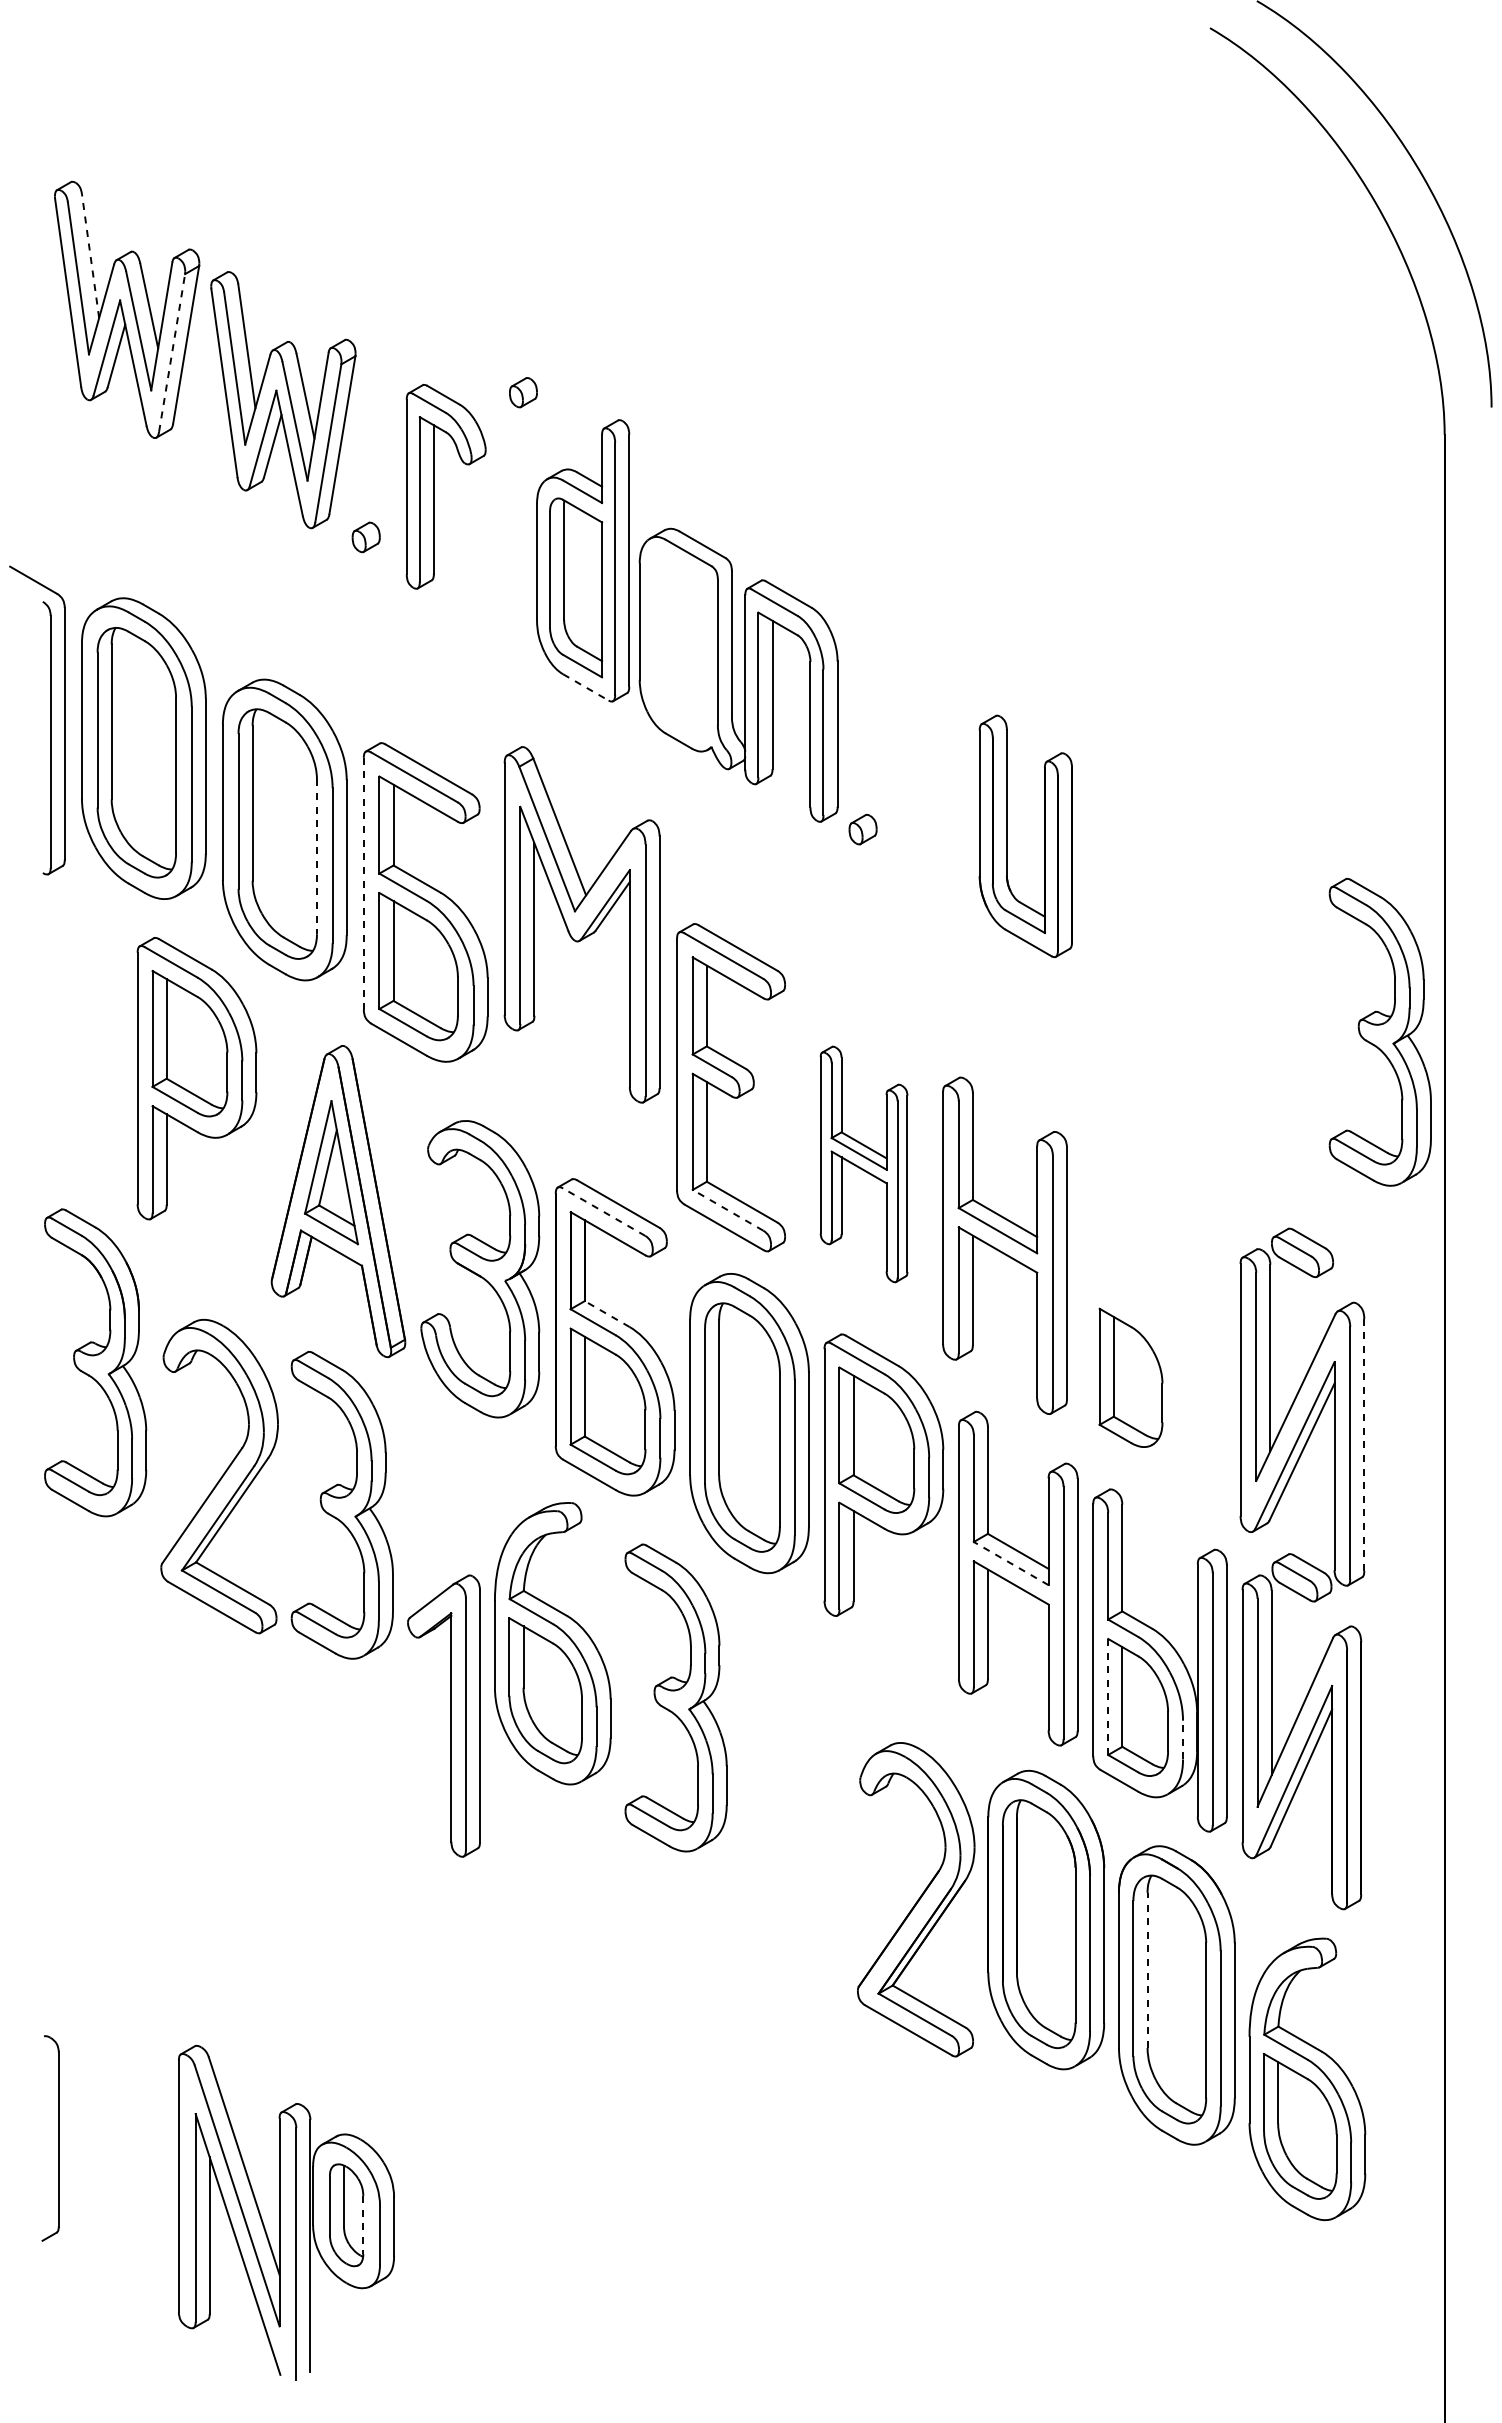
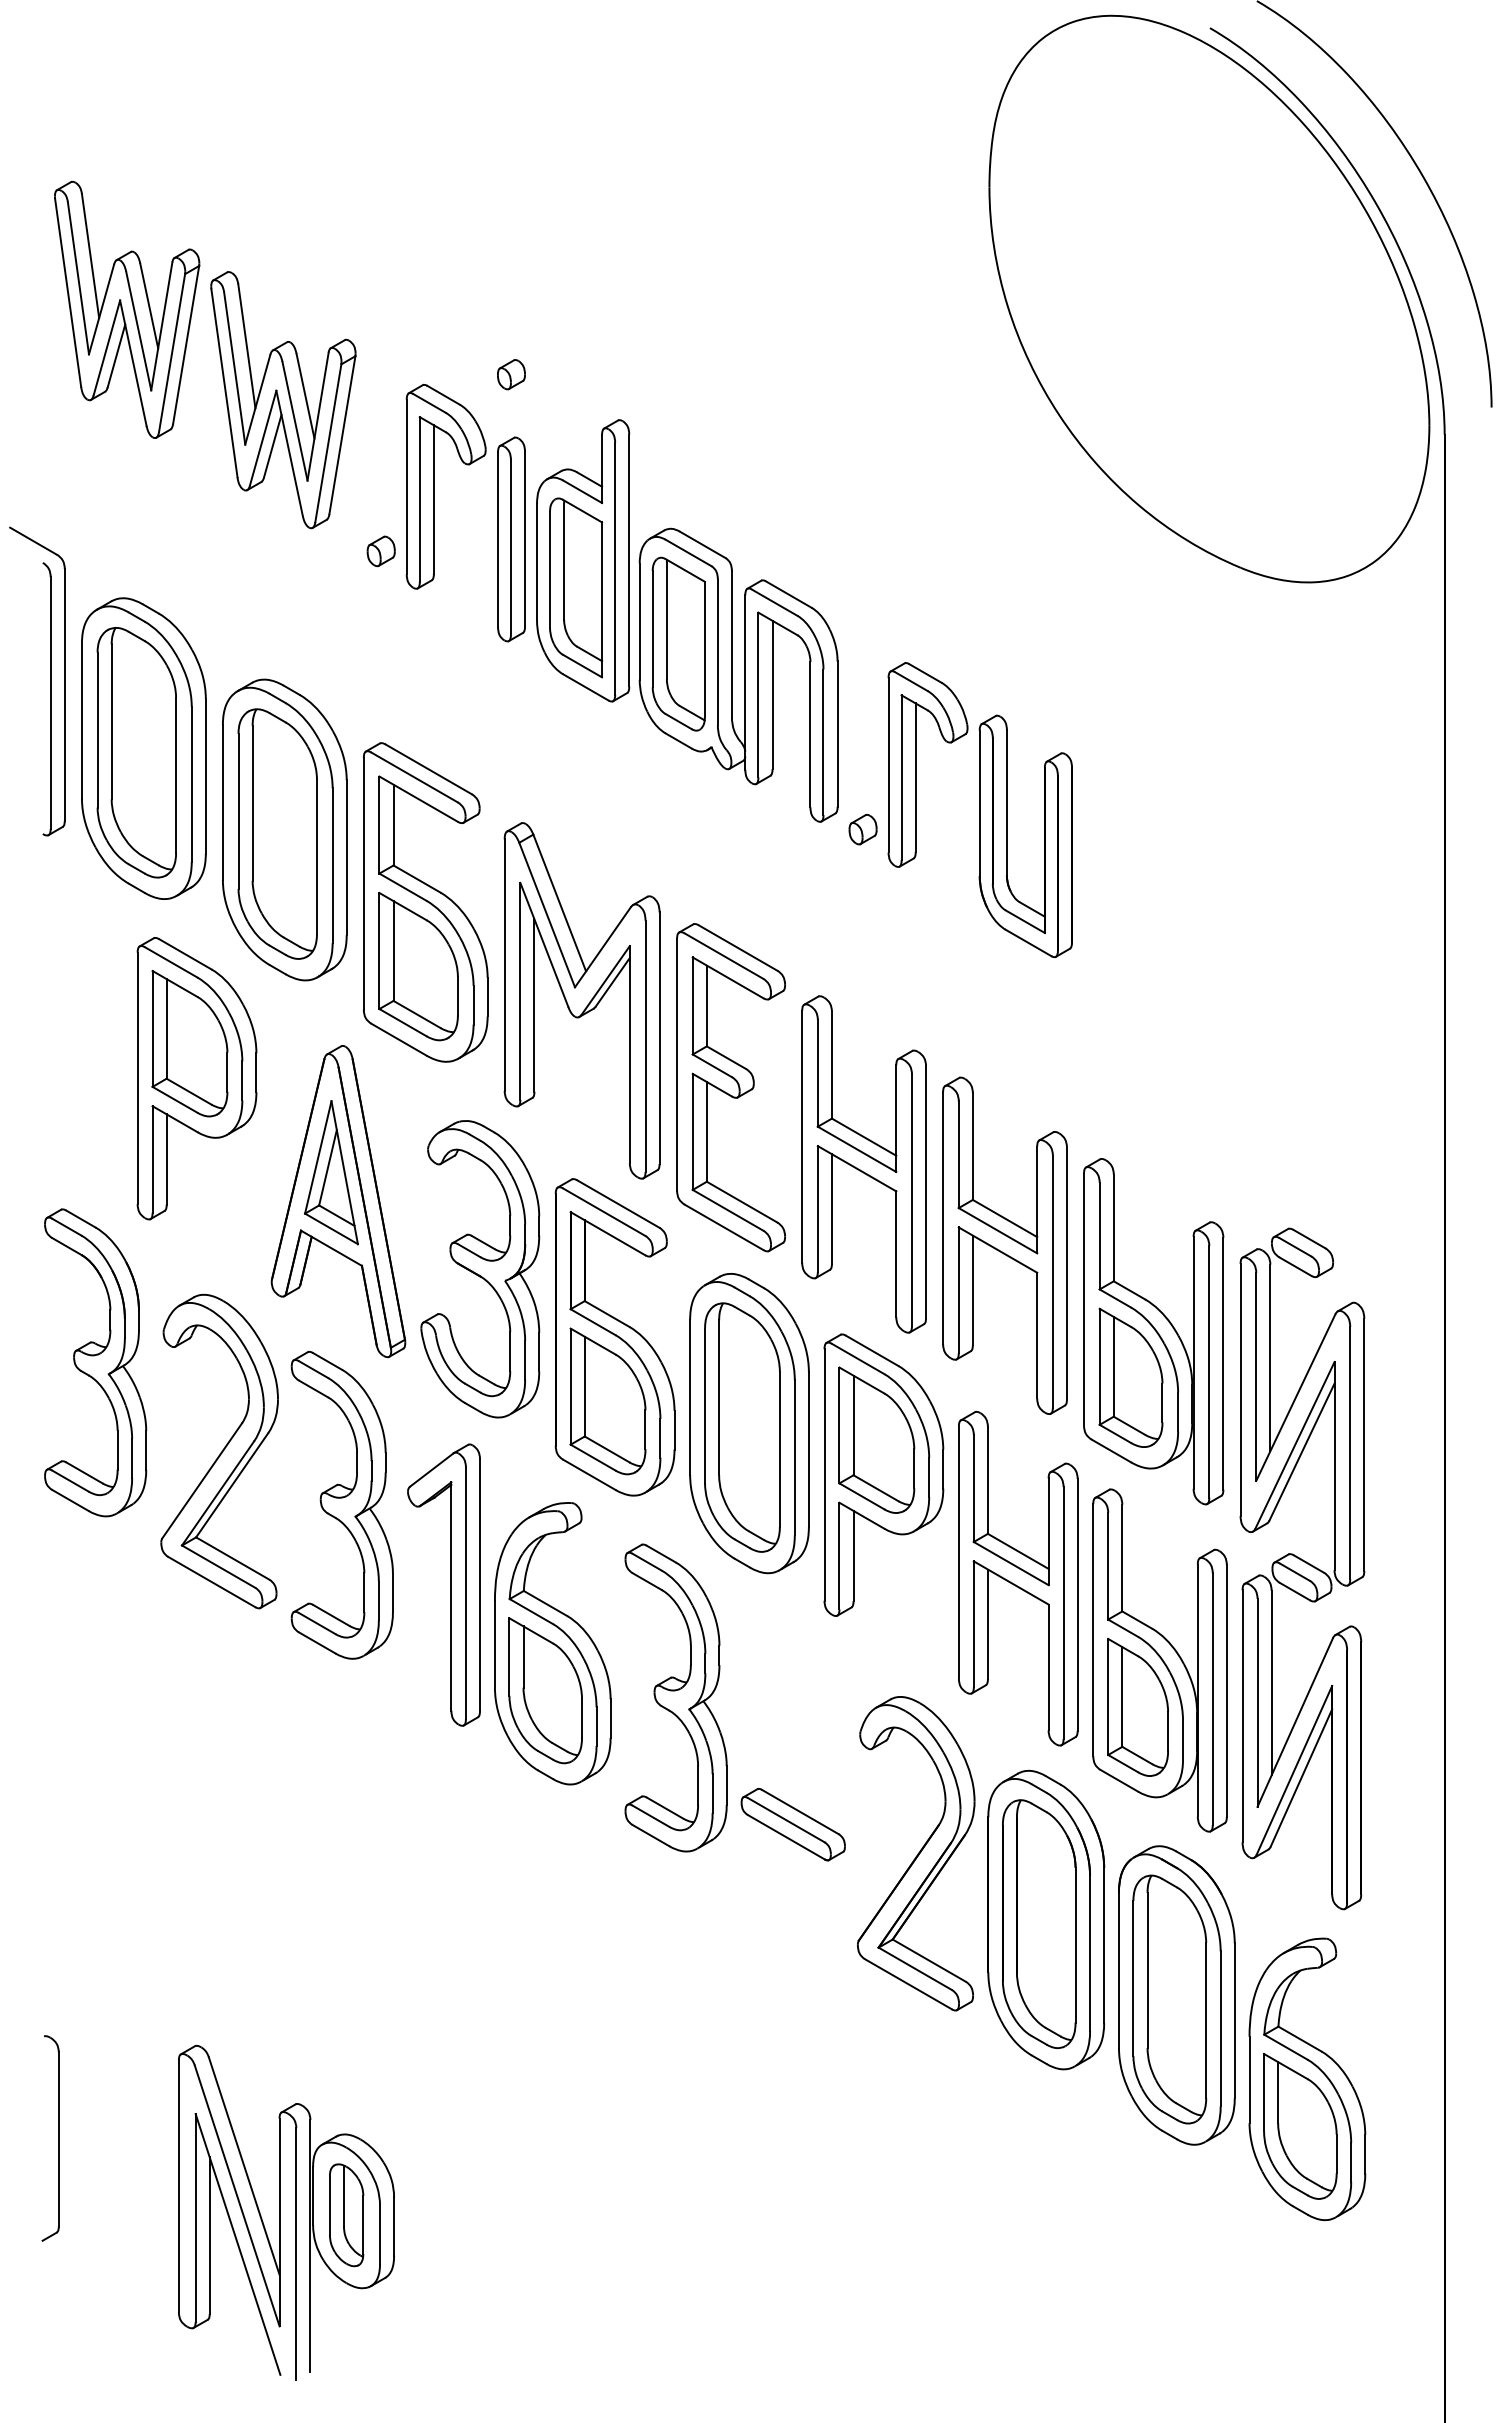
line: dashed -> solid (90, 256)
part: none -> present (1209, 298)
line: dashed -> solid (172, 353)
part position: (523, 392) -> (511, 374) (511, 374)
part position: (365, 537) -> (380, 551) (380, 551)
part: none -> present (511, 539)
part: none -> present (678, 643)
line: dashed -> solid (586, 687)
part position: (50, 720) -> (50, 681) (50, 681)
part: none -> present (916, 764)
line: dashed -> solid (316, 857)
line: dashed -> solid (363, 883)
part position: (581, 924) -> (581, 1000) (581, 1000)
part: present -> none (1379, 1032)
part size: 90x239 px -> 126x339 px (863, 1164)
line: dashed -> solid (727, 1210)
line: dashed -> solid (603, 1211)
line: dashed -> solid (607, 1314)
part: none -> present (1153, 1331)
line: dashed -> solid (1364, 1444)
part position: (219, 1476) -> (219, 1451) (219, 1451)
line: dashed -> solid (1010, 1563)
line: dashed -> solid (1108, 1696)
part position: (450, 1715) -> (450, 1584) (450, 1584)
line: dashed -> solid (1183, 1739)
part: none -> present (792, 1824)
part position: (916, 1899) -> (916, 1853) (916, 1853)
line: dashed -> solid (1147, 1970)
line: dashed -> solid (363, 2225)
